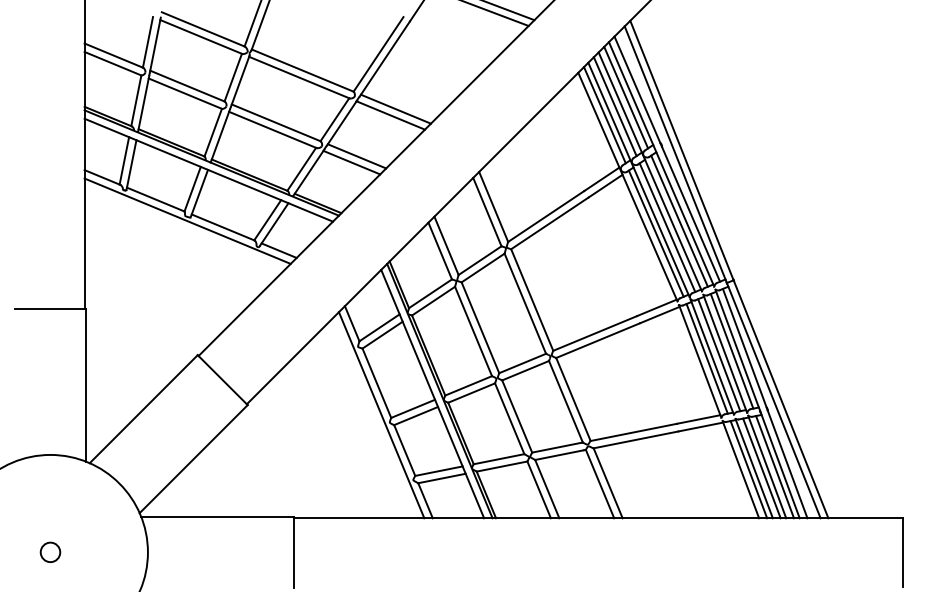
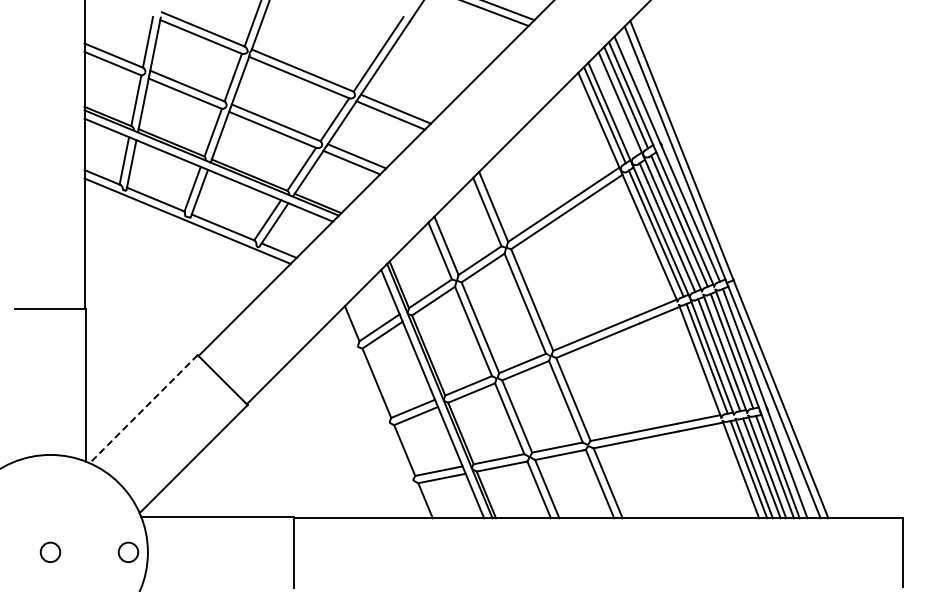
line: present -> none (614, 106)
line: solid -> dashed (143, 409)
line: present -> none (381, 415)
circle: none -> present (128, 551)
